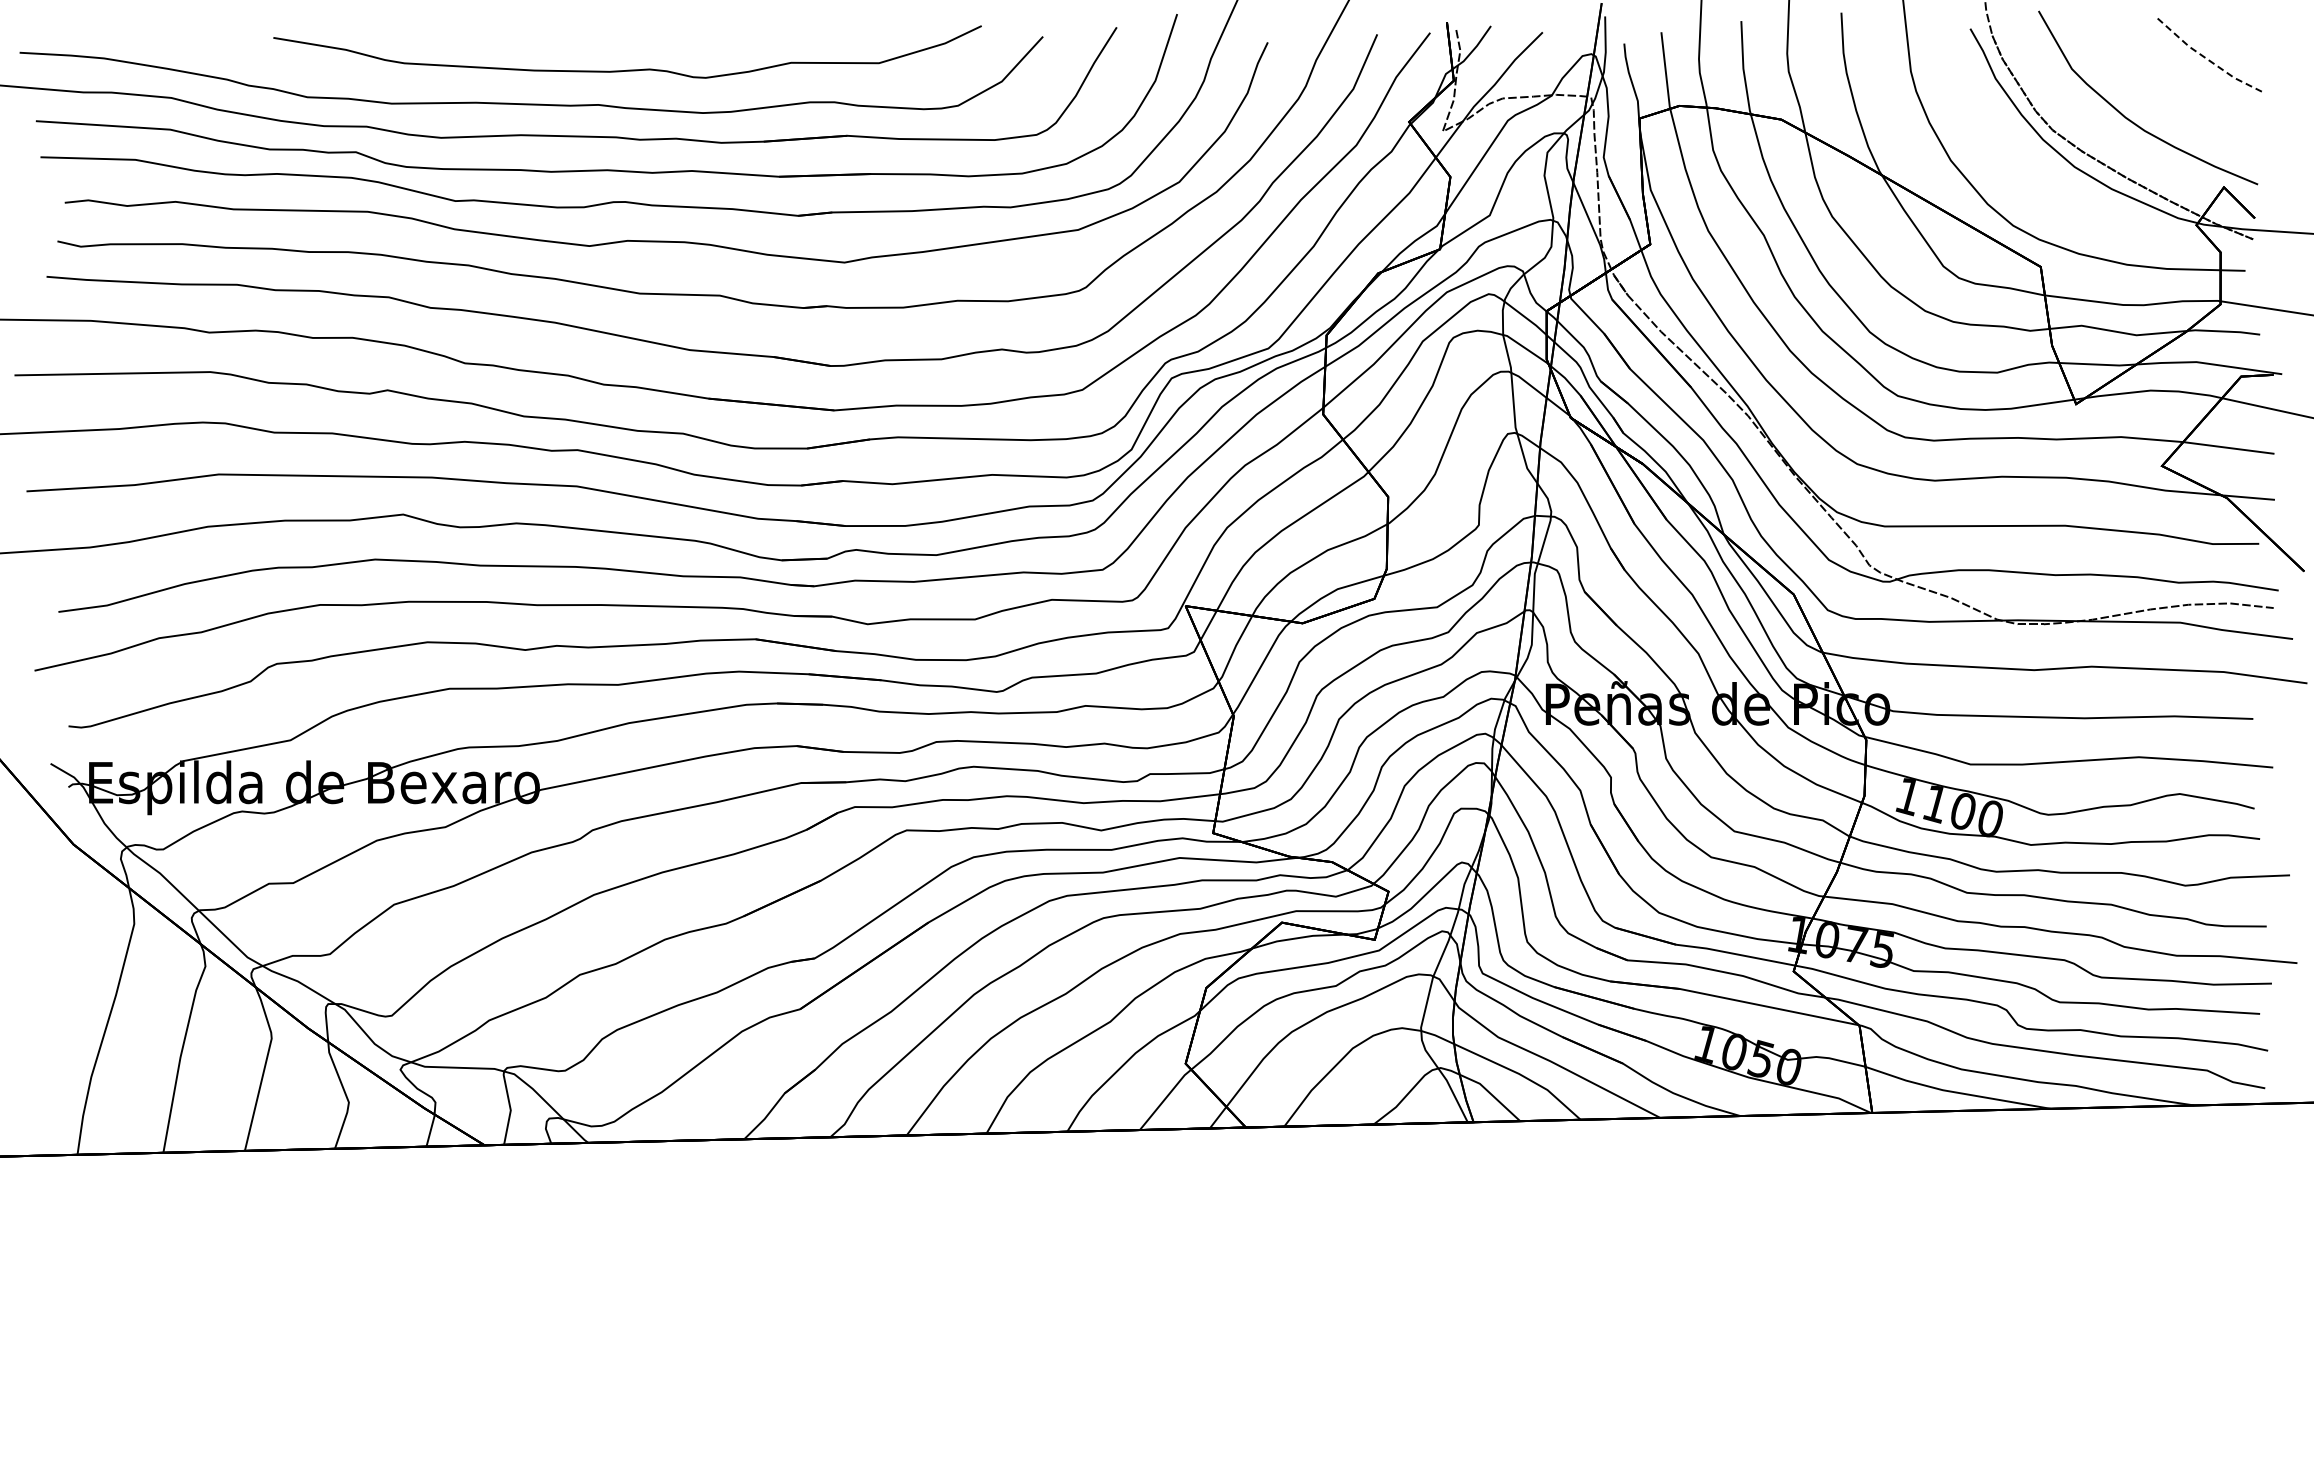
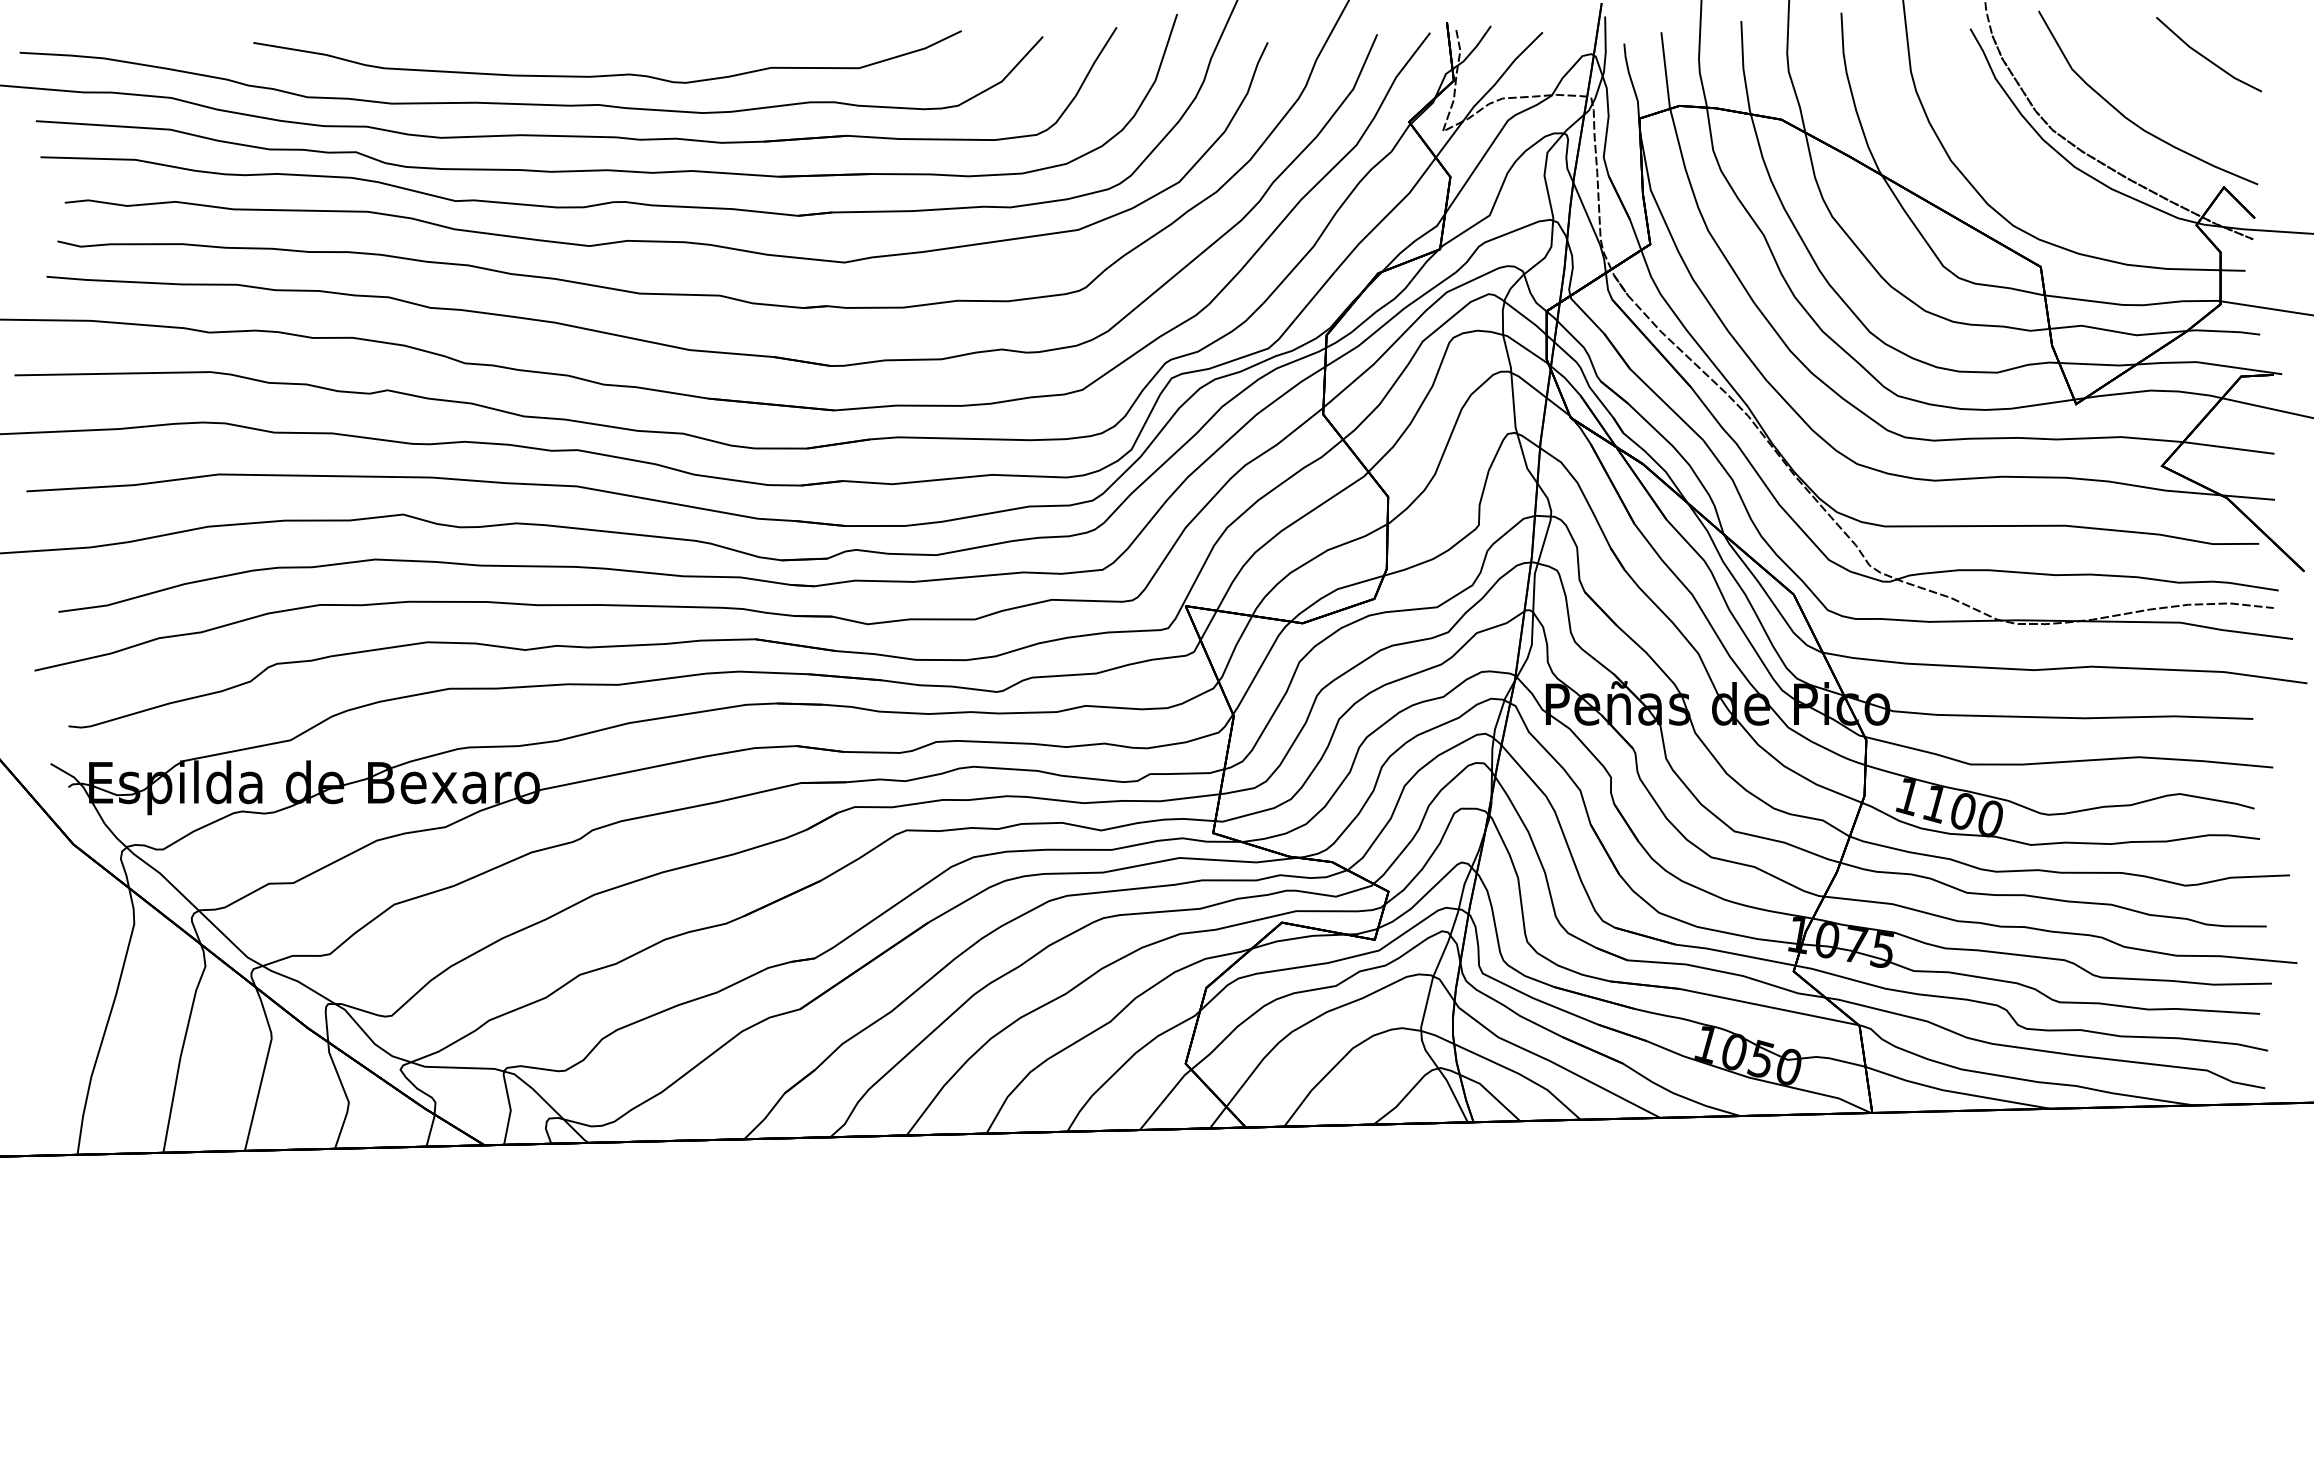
line: dashed -> solid (2205, 58)
curve position: (627, 69) -> (607, 74) (607, 74)
